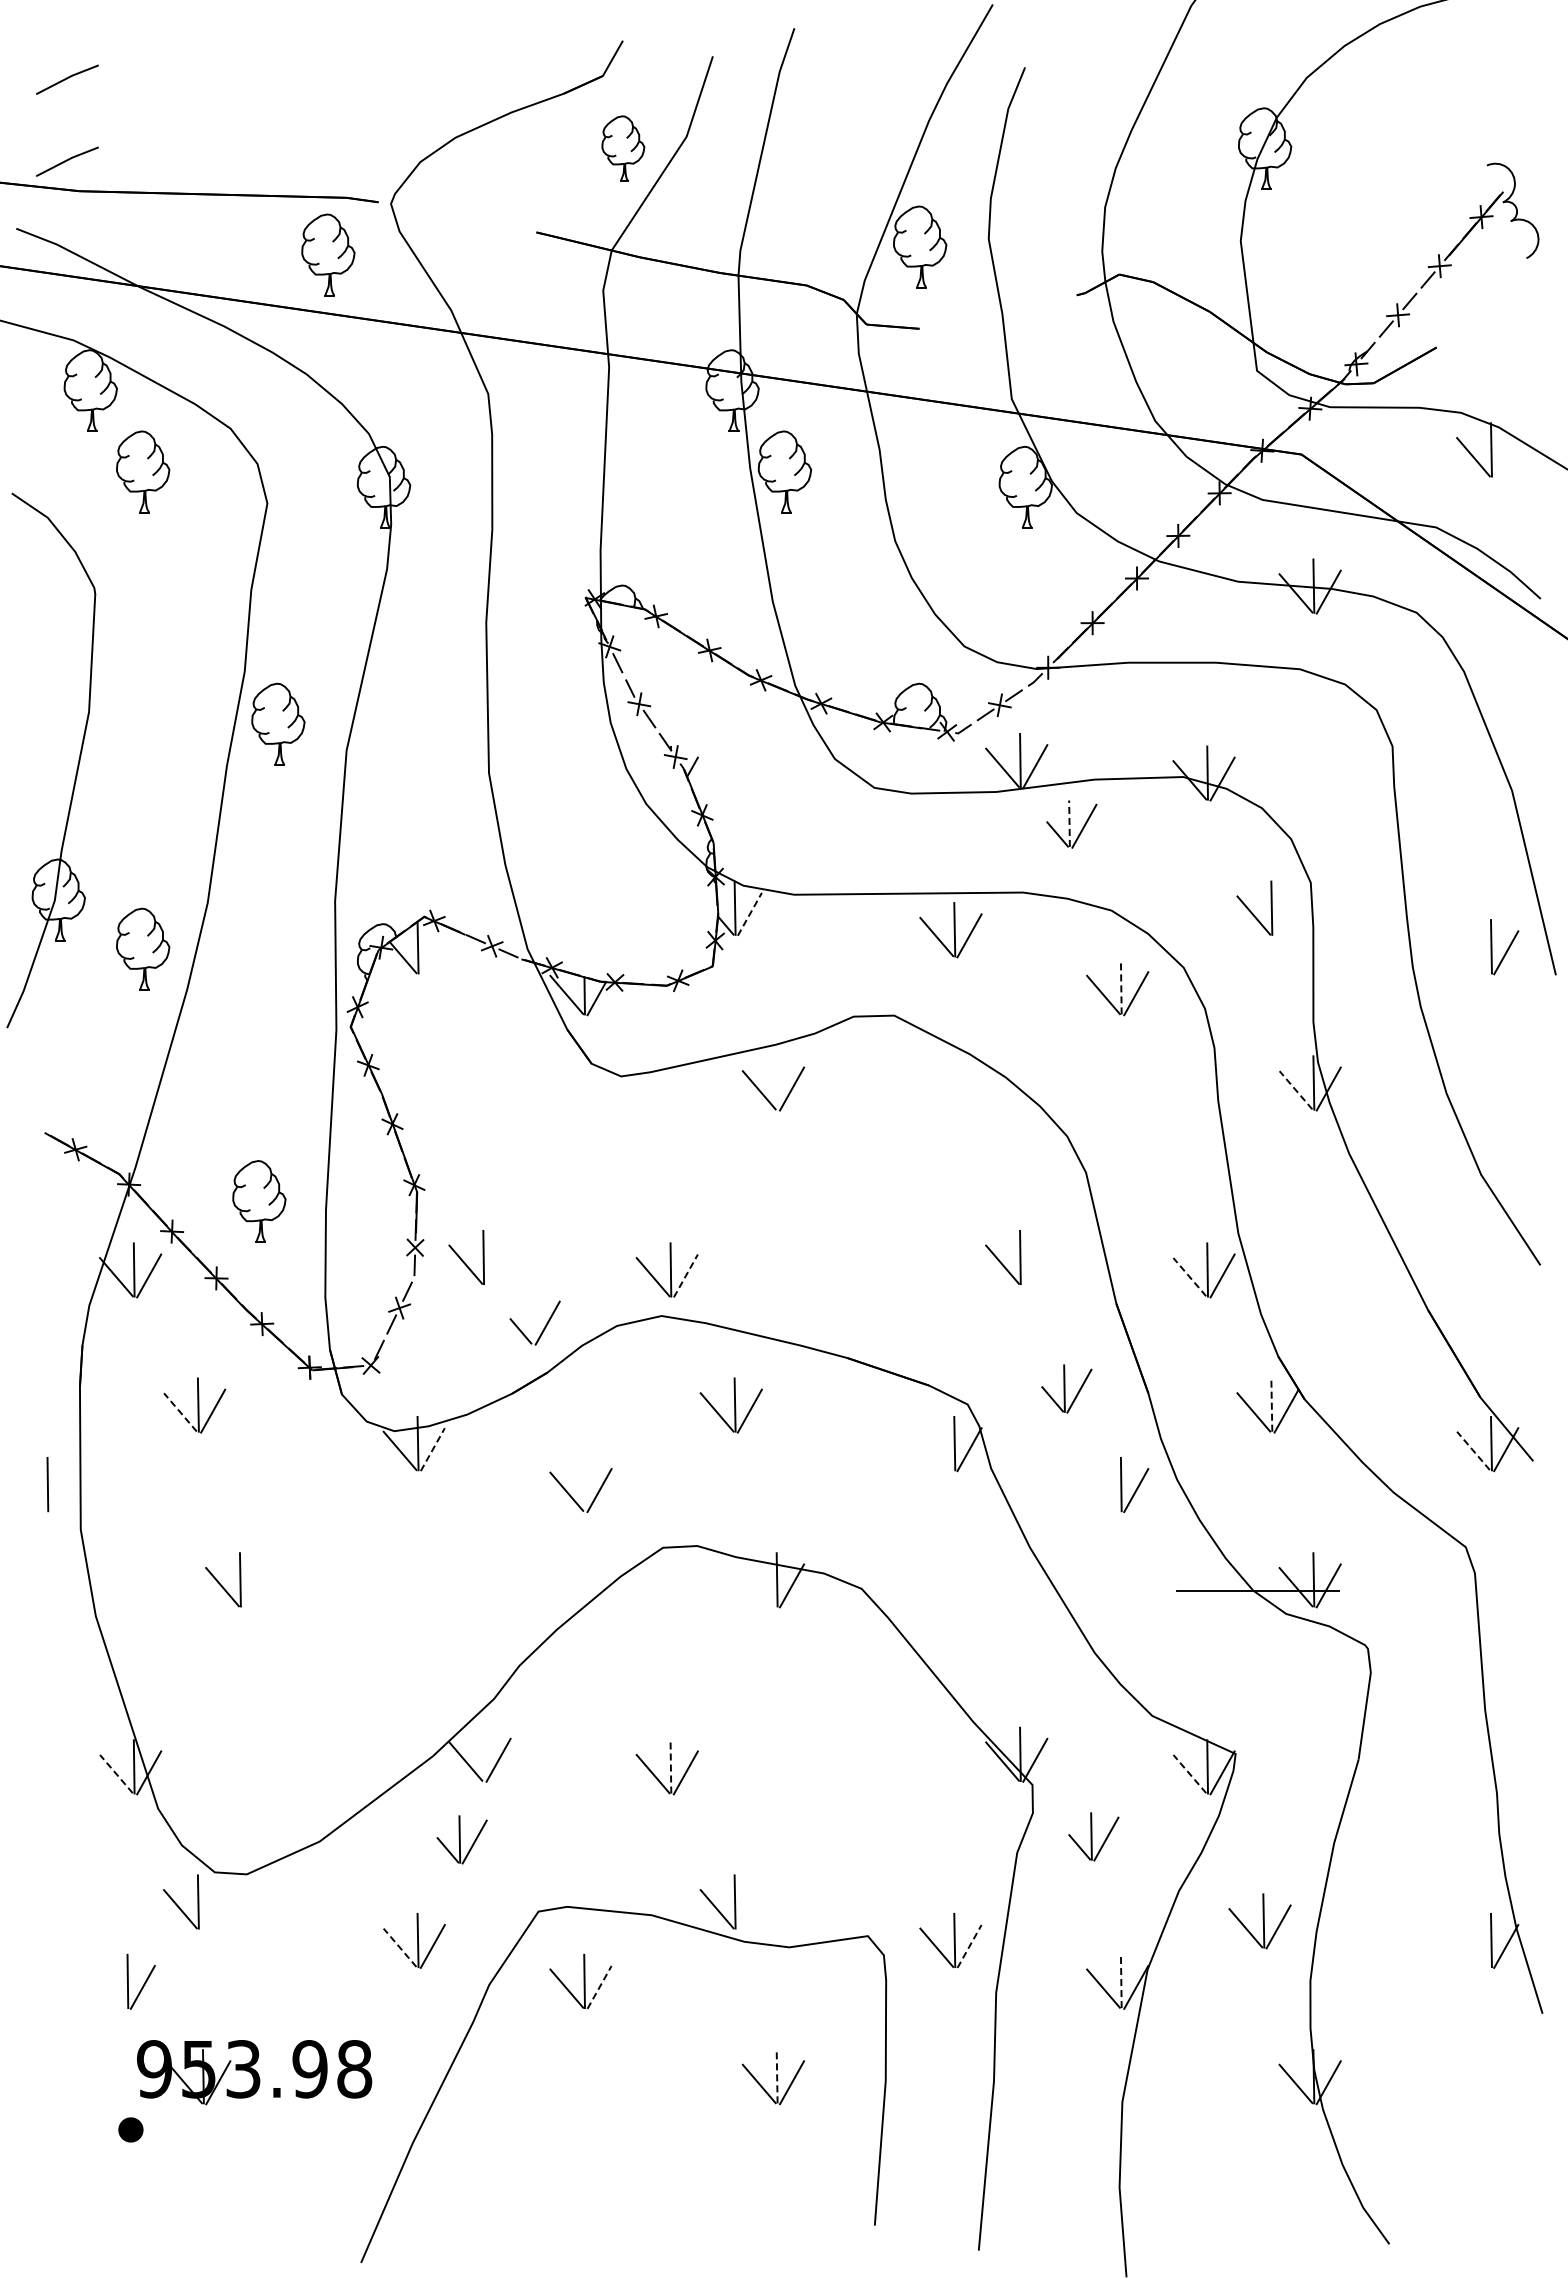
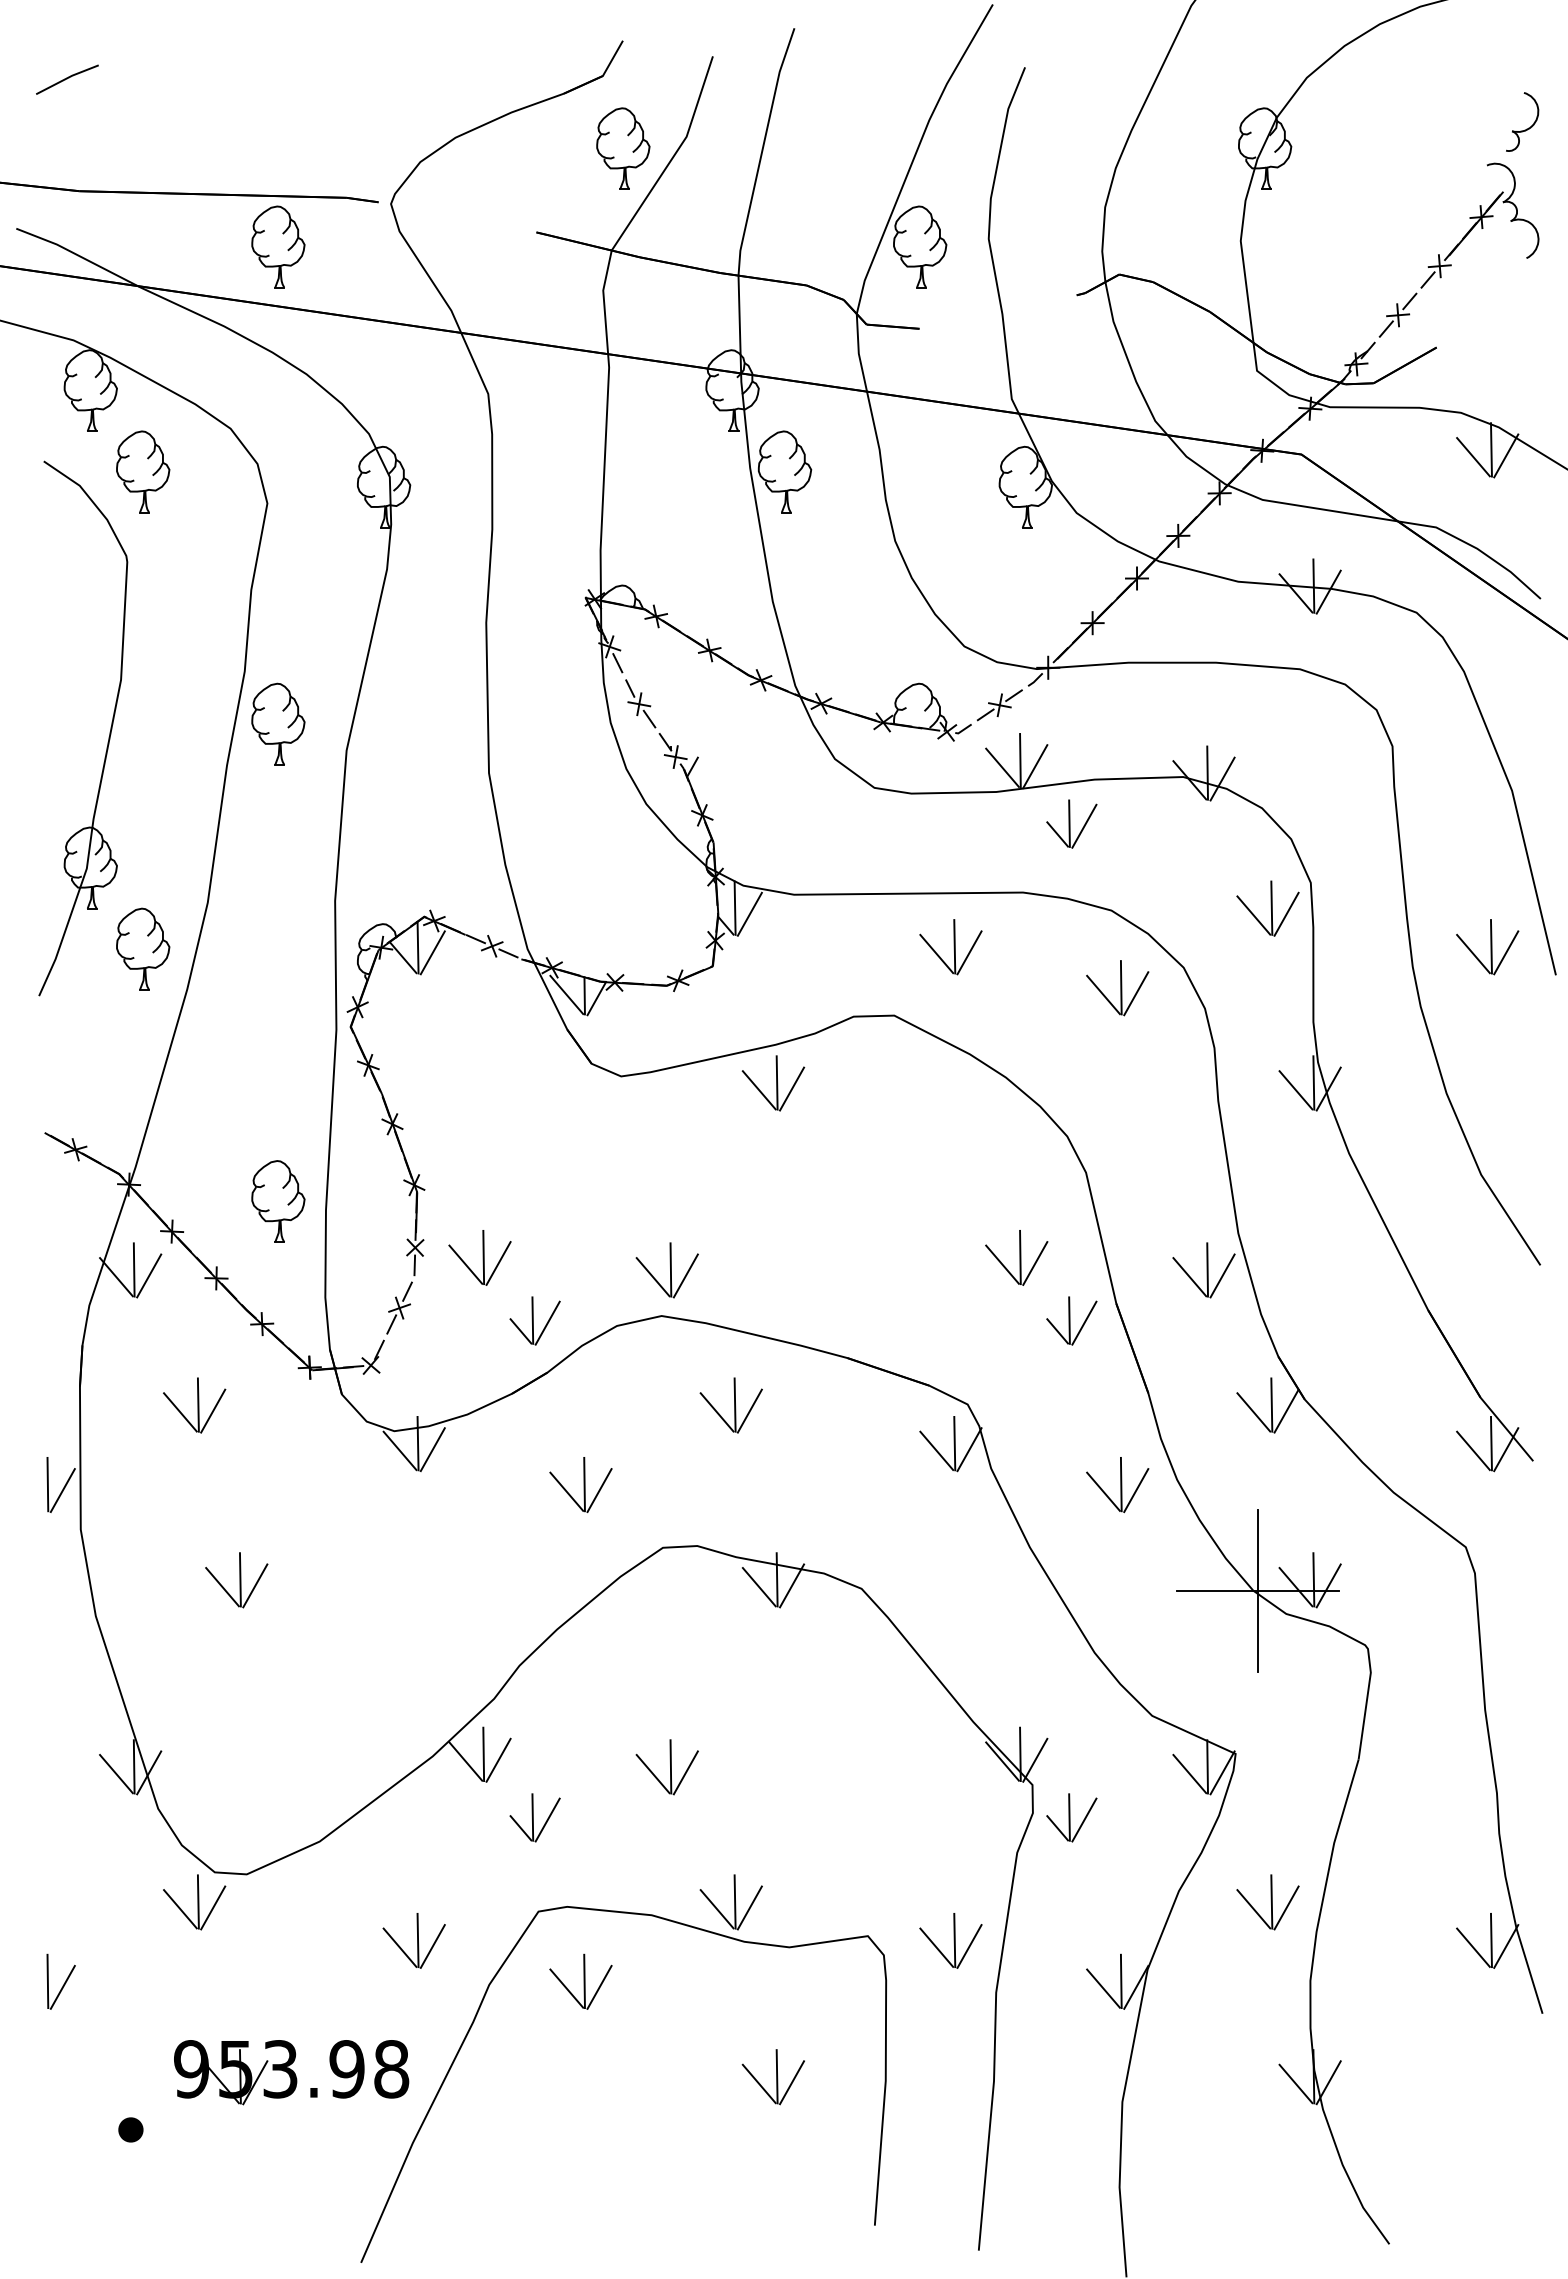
part: none -> present (1526, 128)
part size: 45x67 px -> 55x83 px (623, 148)
line: present -> none (67, 161)
part position: (328, 254) -> (278, 246) (278, 246)
line: none -> present (1506, 455)
part position: (77, 764) -> (109, 732) (109, 732)
line: dashed -> solid (1069, 823)
line: none -> present (1286, 913)
line: dashed -> solid (749, 914)
part position: (950, 930) -> (950, 947) (950, 947)
line: none -> present (432, 952)
line: none -> present (1473, 953)
line: dashed -> solid (1121, 987)
line: none -> present (776, 1082)
line: dashed -> solid (1295, 1089)
part position: (259, 1201) -> (278, 1201) (278, 1201)
line: none -> present (498, 1263)
line: none -> present (1035, 1263)
line: dashed -> solid (685, 1275)
line: dashed -> solid (1189, 1276)
line: none -> present (532, 1320)
part position: (1066, 1388) -> (1071, 1320) (1071, 1320)
line: dashed -> solid (1271, 1405)
line: dashed -> solid (180, 1412)
line: dashed -> solid (432, 1449)
line: none -> present (936, 1450)
line: dashed -> solid (1473, 1450)
line: none -> present (584, 1484)
line: none -> present (62, 1490)
line: none -> present (1103, 1491)
line: none -> present (255, 1585)
line: none -> present (758, 1587)
line: none -> present (1258, 1590)
line: none -> present (483, 1754)
line: dashed -> solid (670, 1766)
line: dashed -> solid (116, 1773)
line: dashed -> solid (1189, 1773)
part position: (1093, 1836) -> (1071, 1817) (1071, 1817)
part position: (461, 1839) -> (534, 1817) (534, 1817)
line: none -> present (213, 1907)
line: none -> present (749, 1907)
part position: (1259, 1921) -> (1267, 1902) (1267, 1902)
line: dashed -> solid (969, 1946)
line: dashed -> solid (399, 1947)
line: none -> present (1473, 1947)
part position: (140, 1981) -> (60, 1981) (60, 1981)
line: dashed -> solid (1121, 1981)
line: dashed -> solid (599, 1987)
part position: (254, 2072) -> (291, 2072) (291, 2072)
line: dashed -> solid (777, 2076)
